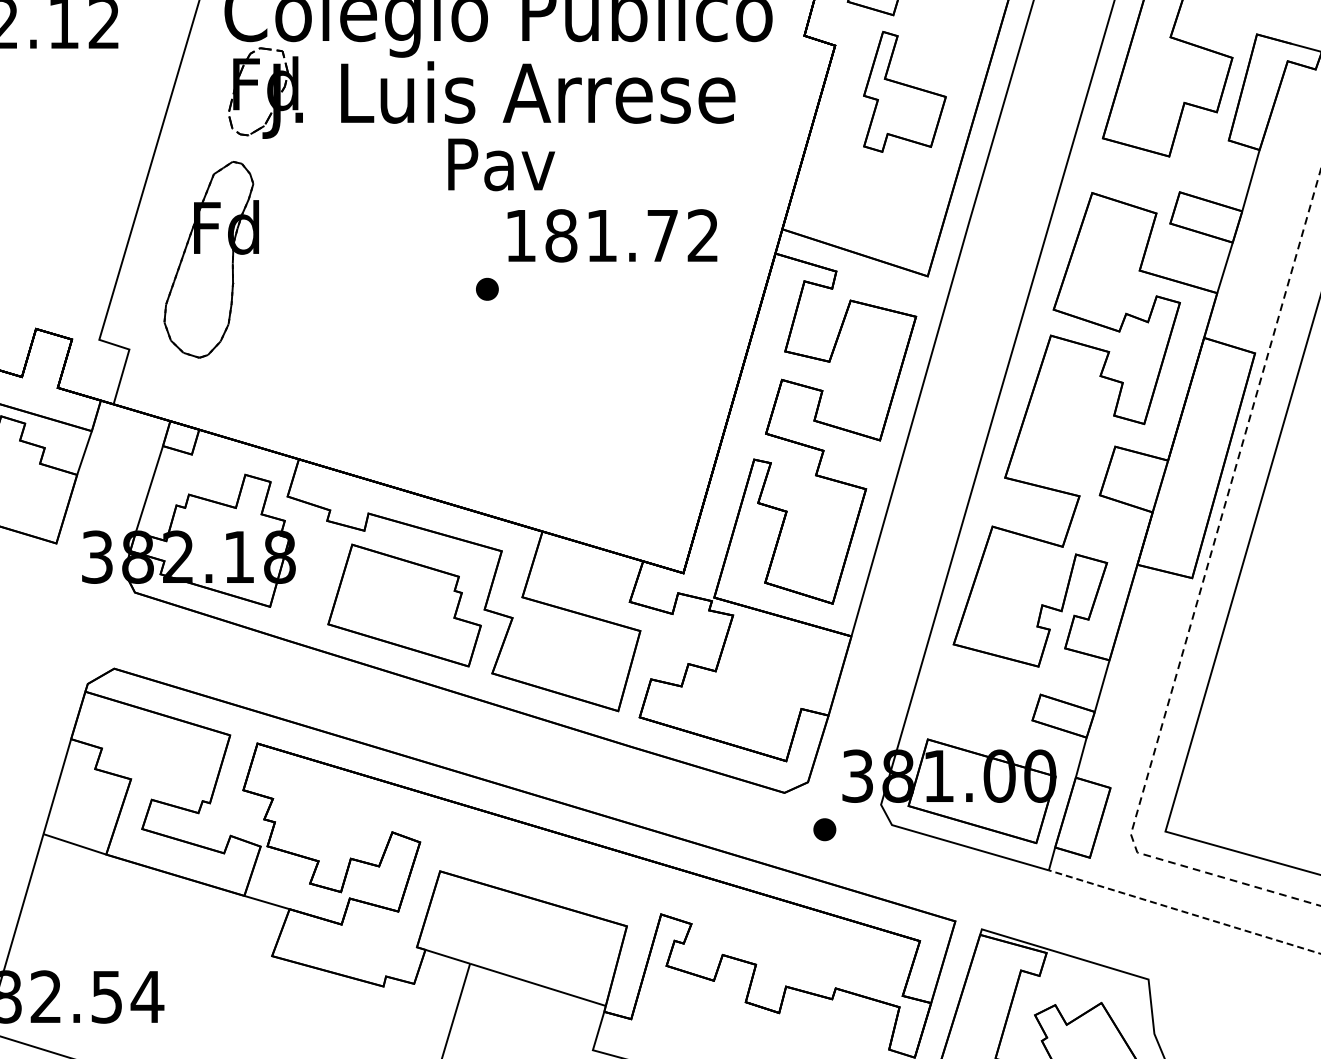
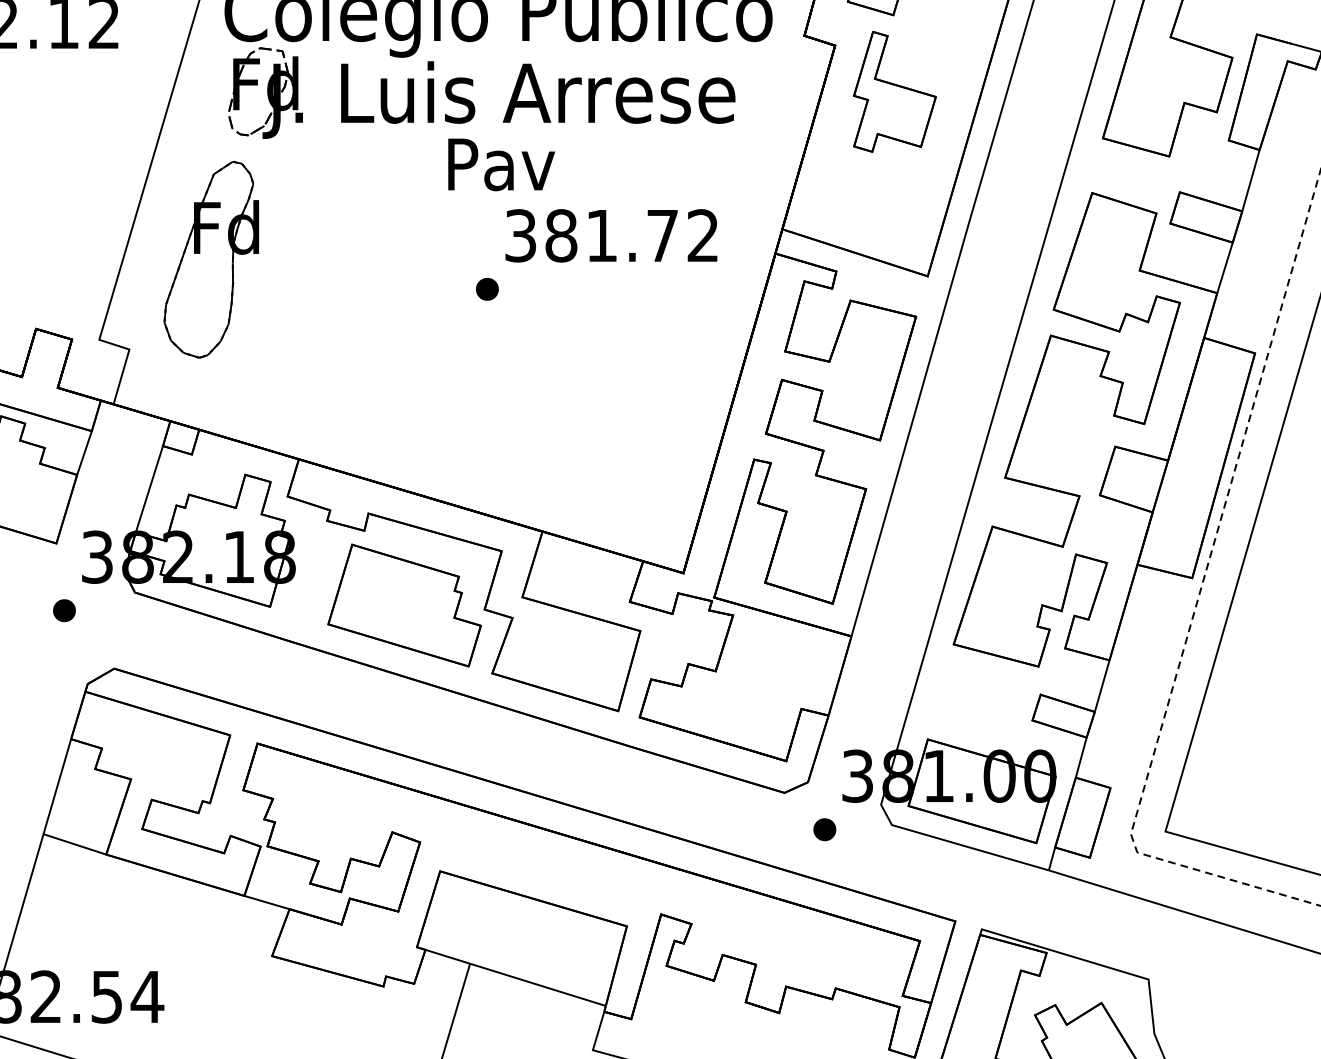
part position: (904, 91) -> (894, 91) (894, 91)
text: 181.72 -> 381.72 (520, 235)
part: none -> present (64, 610)
line: dashed -> solid (1184, 912)
